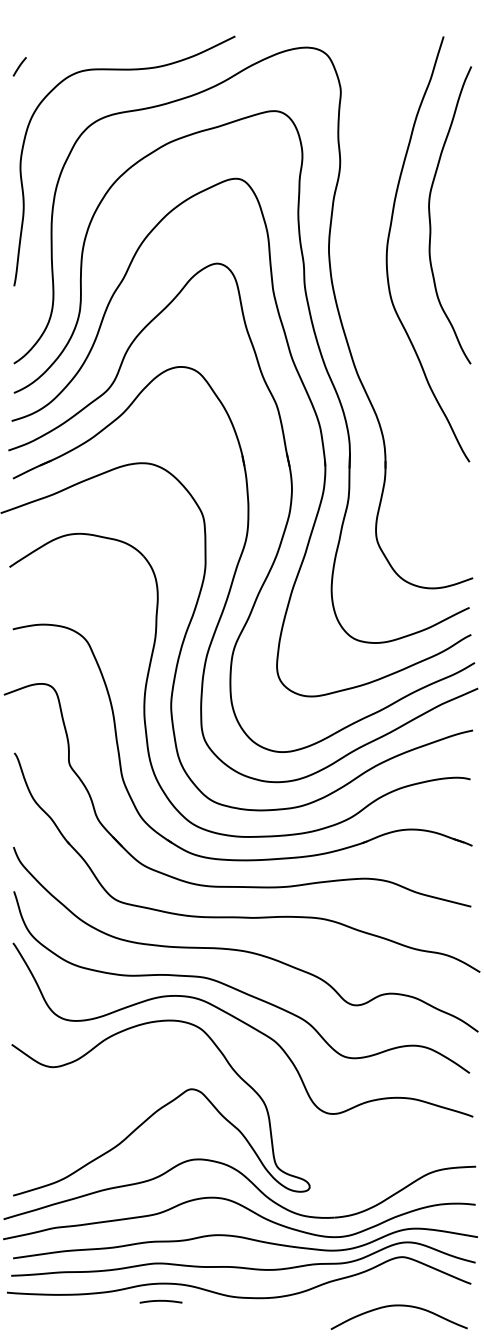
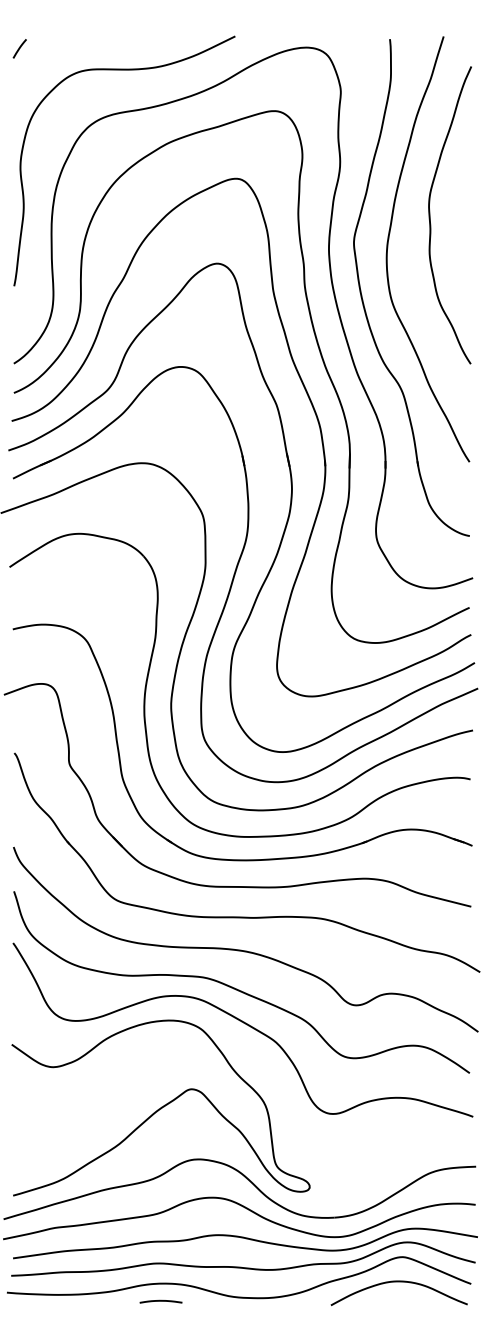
line position: (19, 66) -> (19, 48) (19, 48)
part: none -> present (363, 299)
curve position: (398, 1306) -> (398, 1282) (398, 1282)
